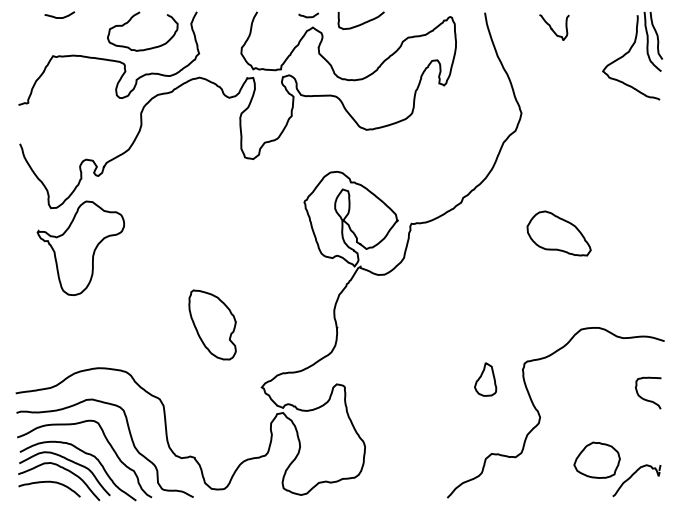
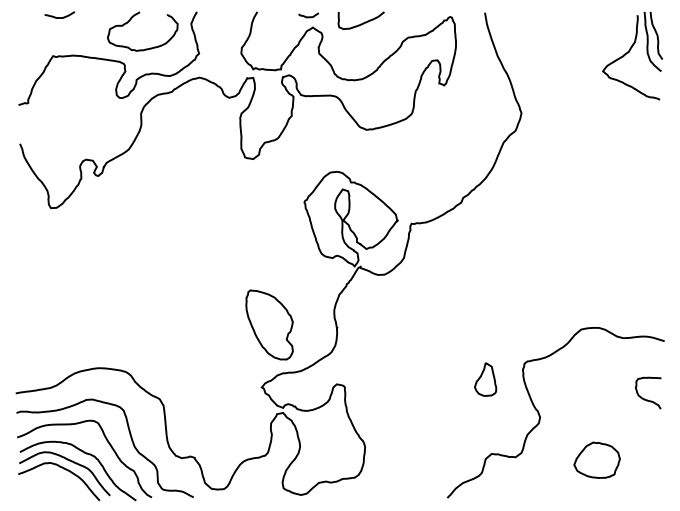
curve: present -> none (552, 28)
part: present -> none (558, 233)
part: present -> none (80, 247)
part position: (212, 324) -> (269, 324) (269, 324)
part: present -> none (636, 480)
curve: present -> none (49, 482)
